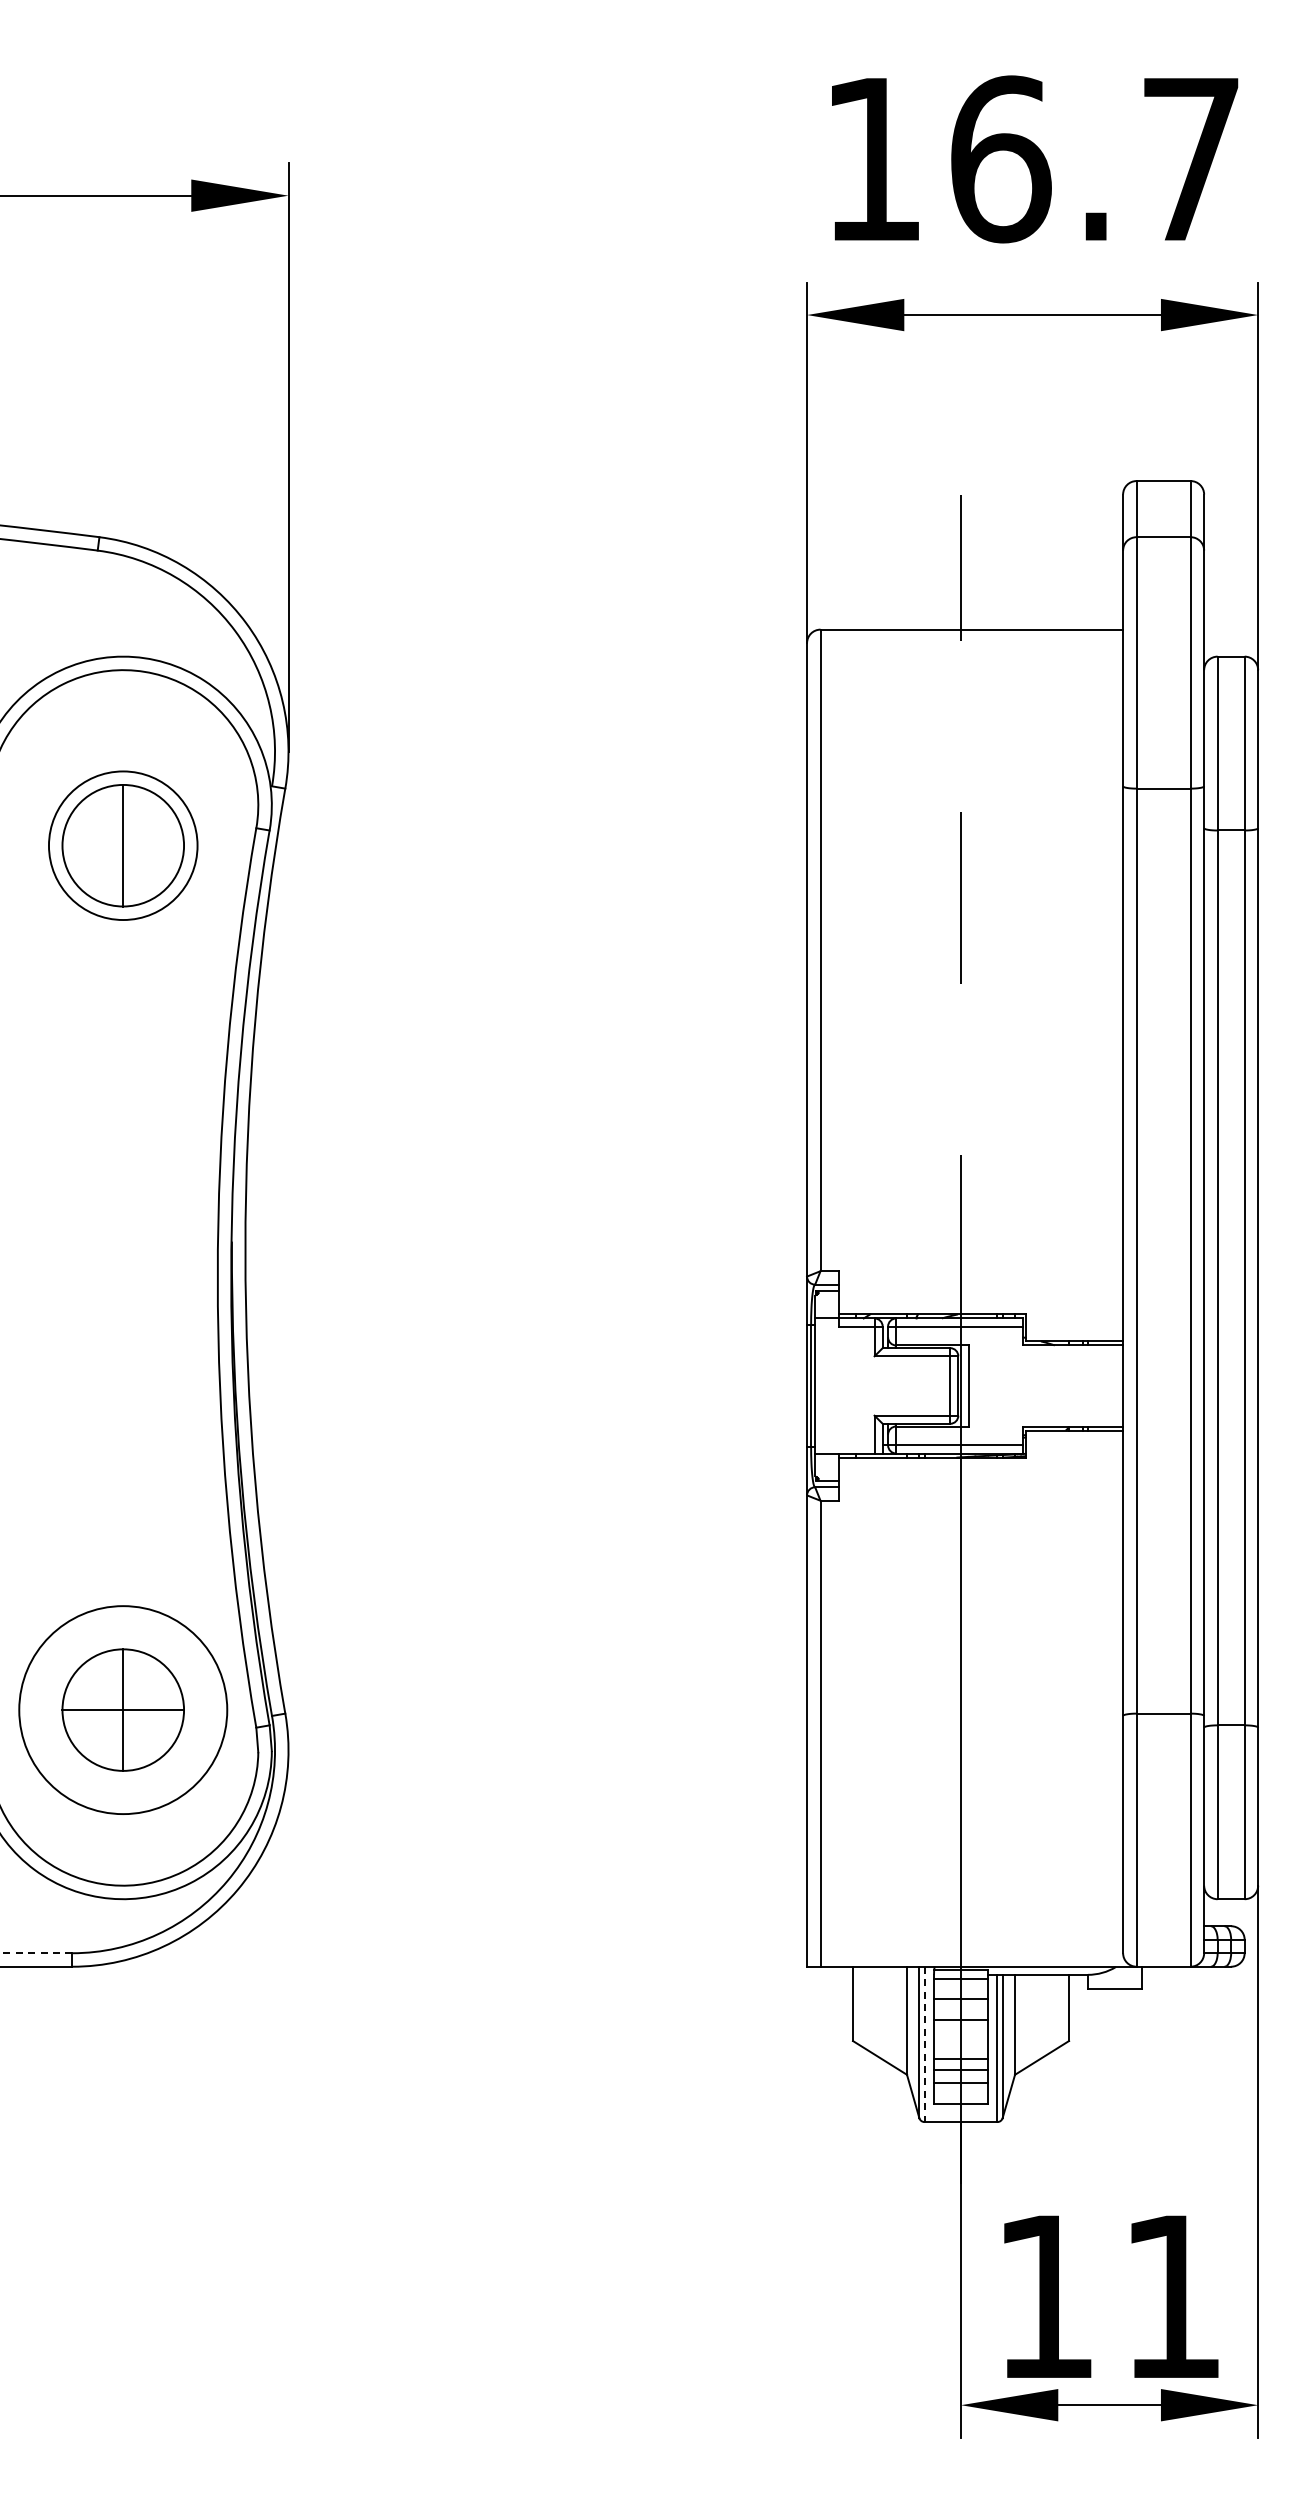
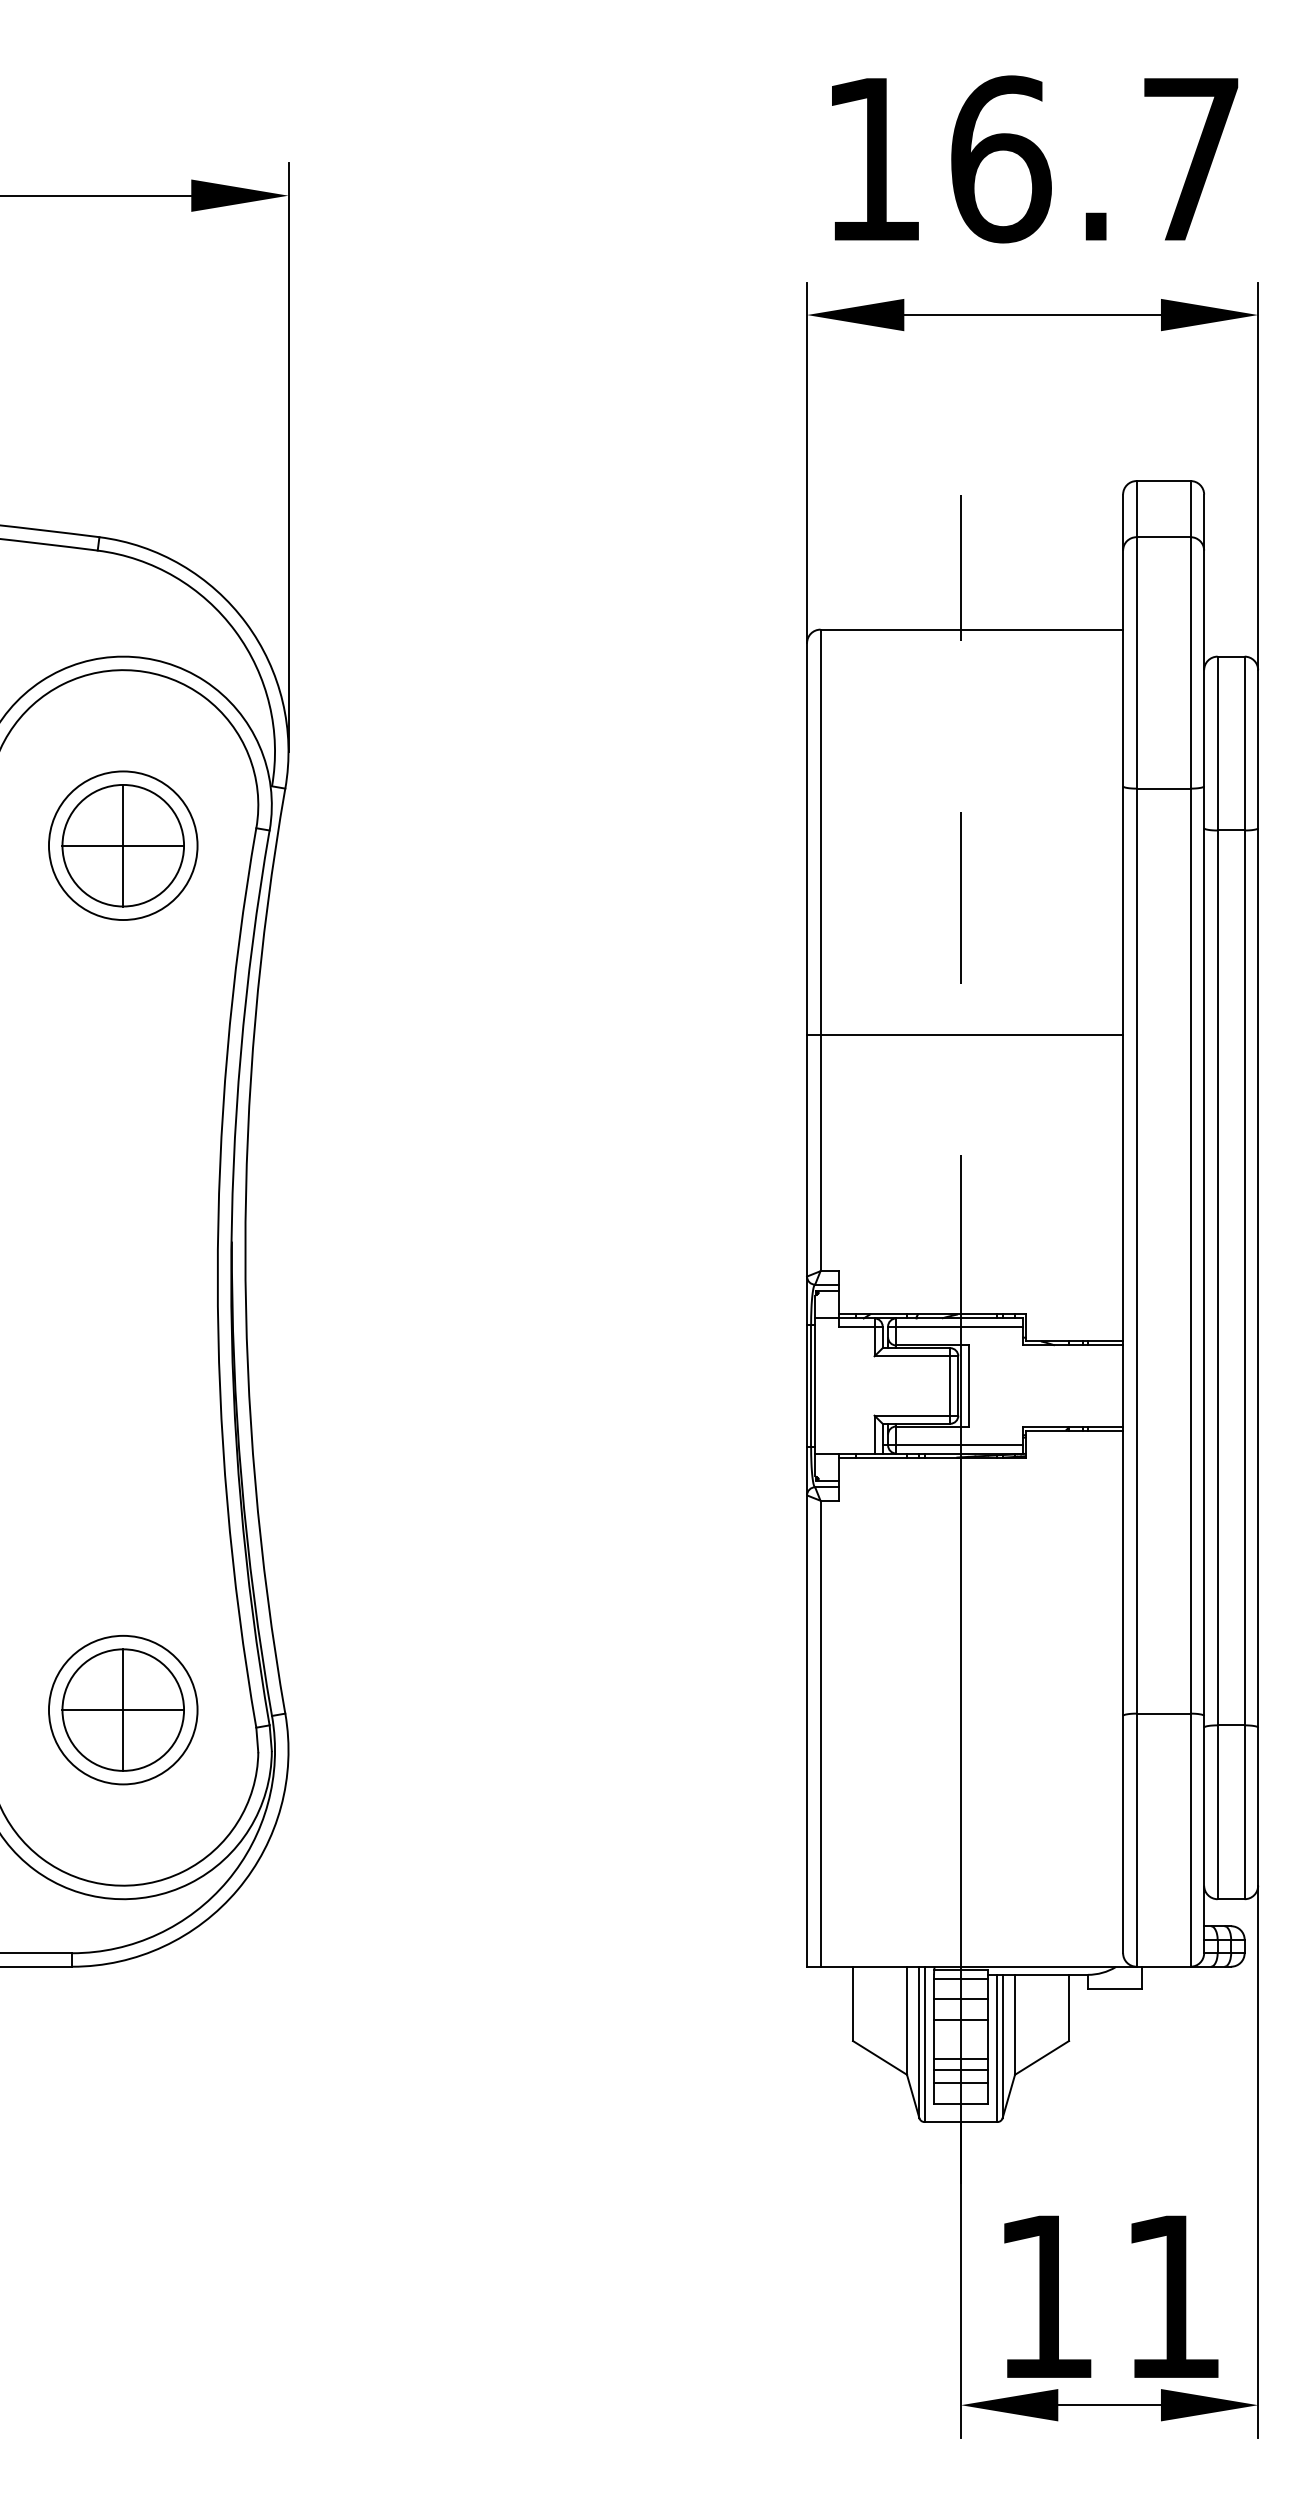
line: none -> present (123, 845)
line: none -> present (965, 1034)
circle diameter: 208 px -> 149 px (122, 1709)
line: dashed -> solid (36, 1953)
line: dashed -> solid (924, 2044)
